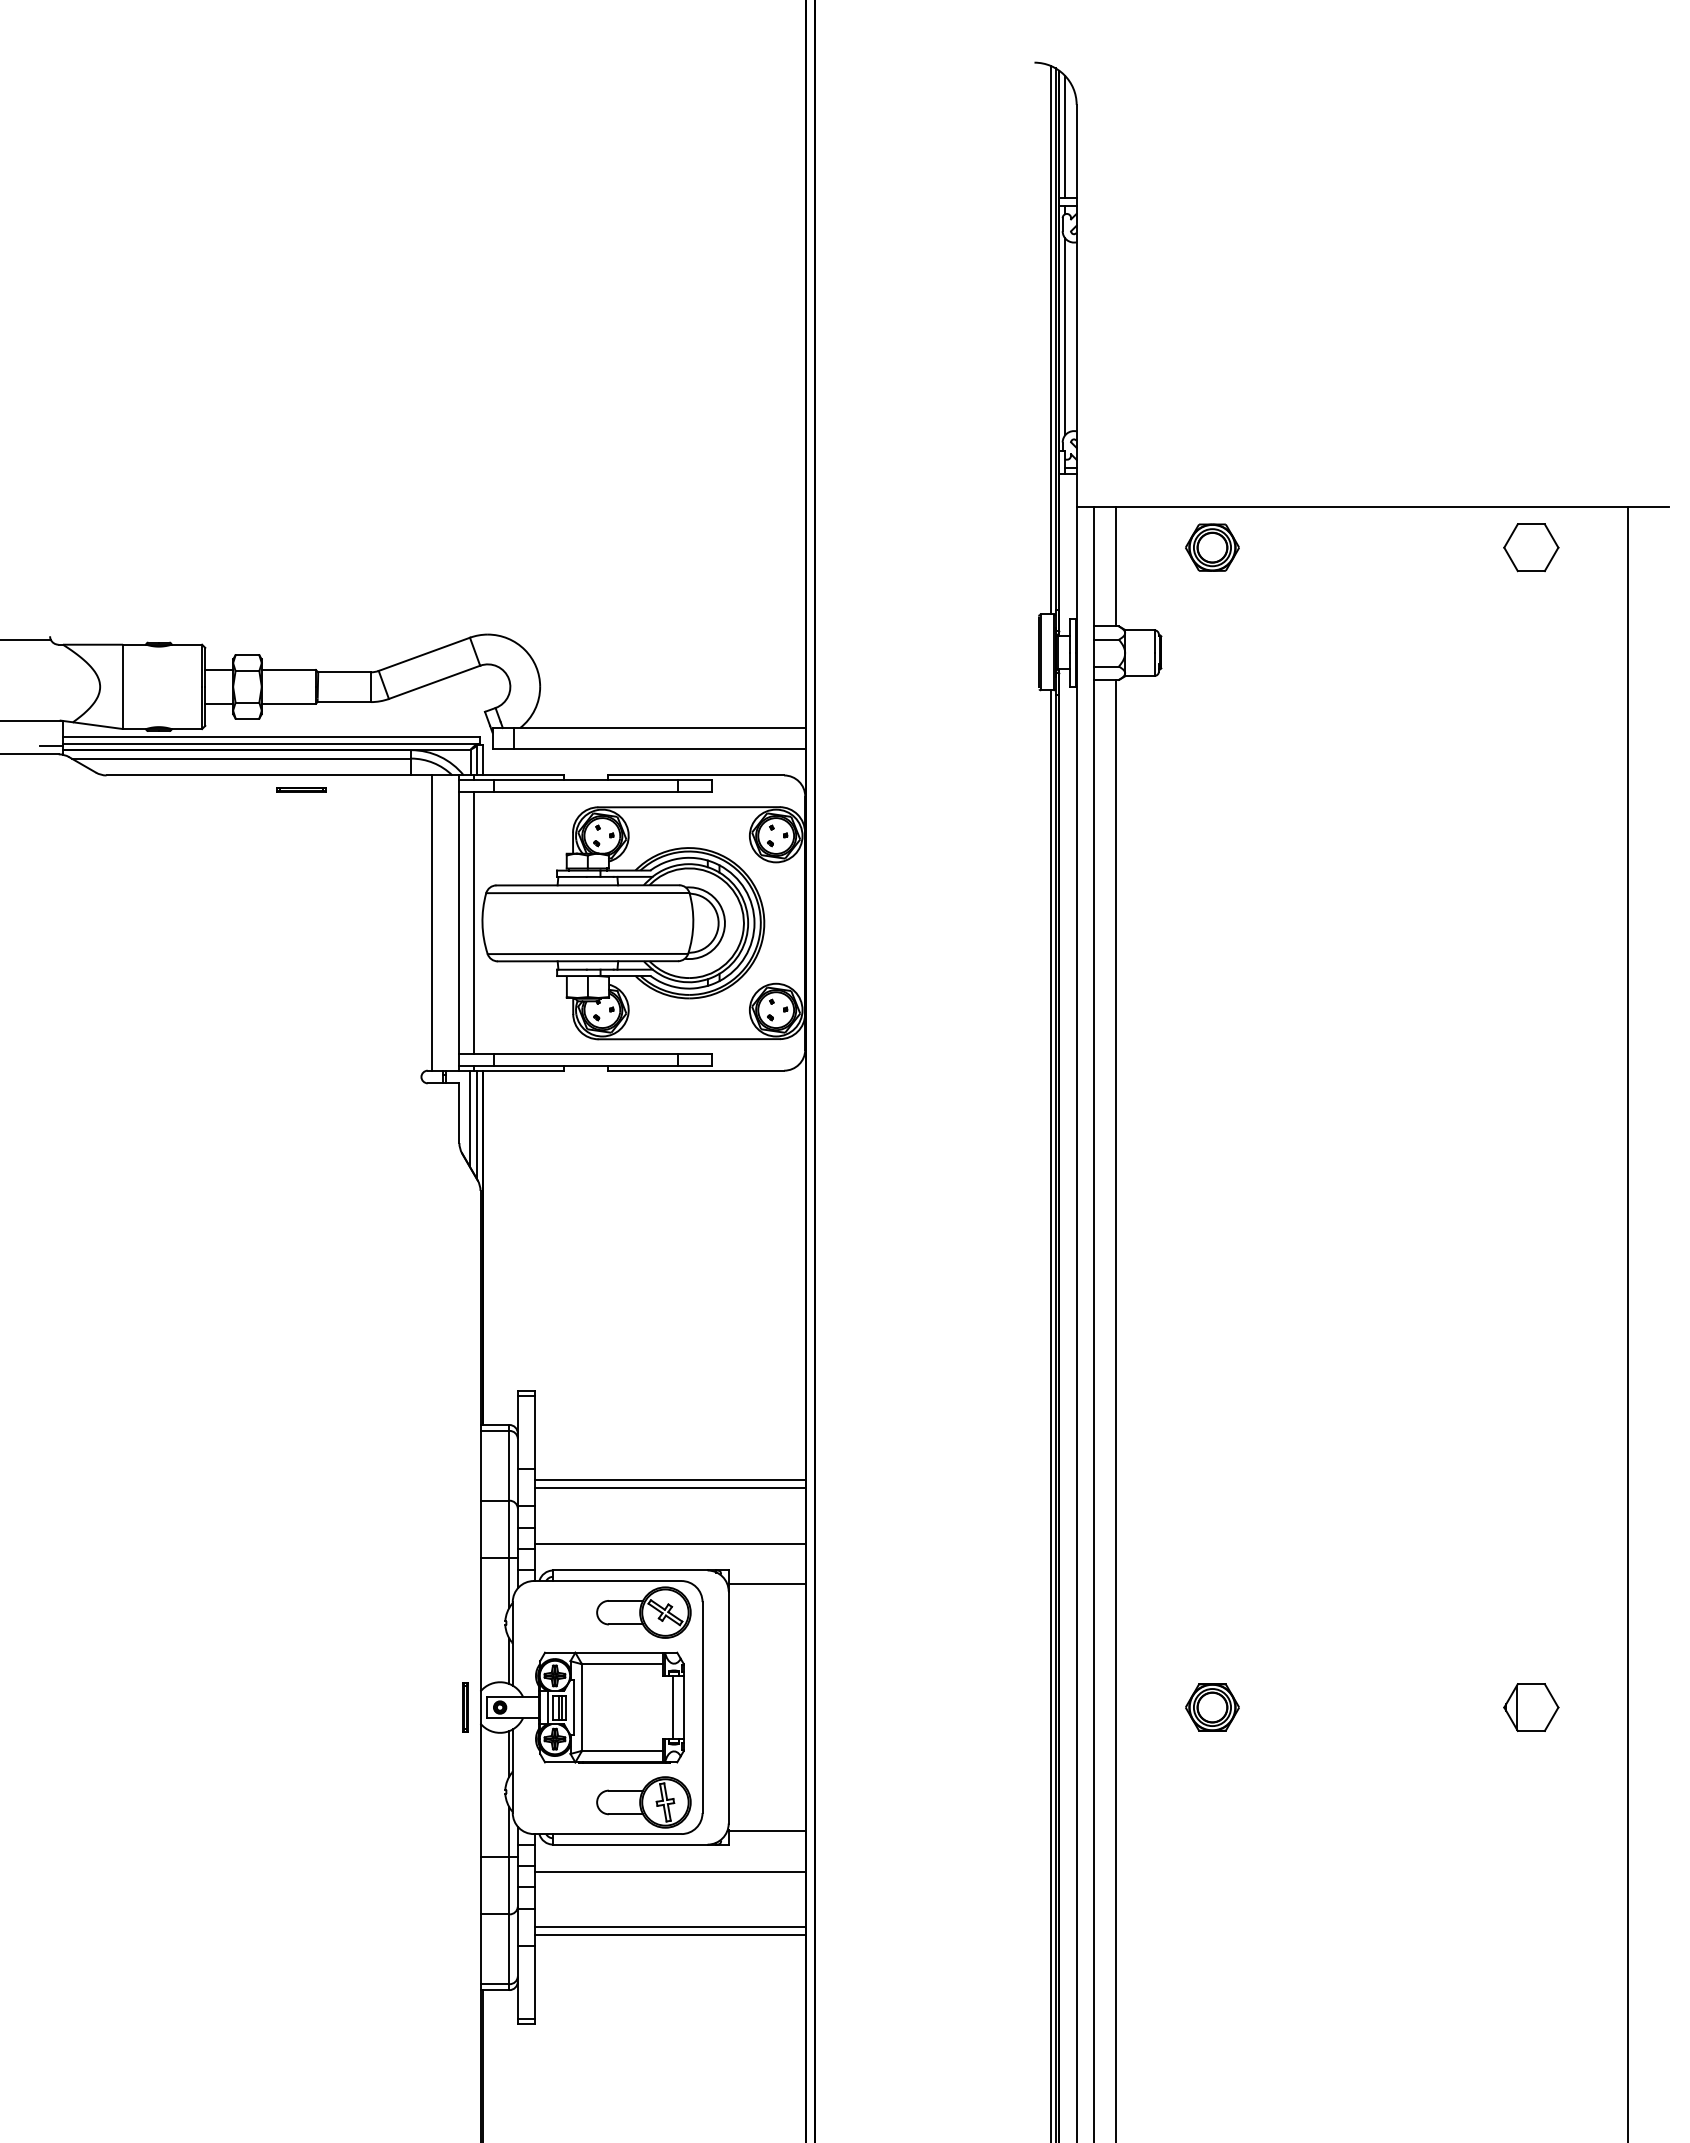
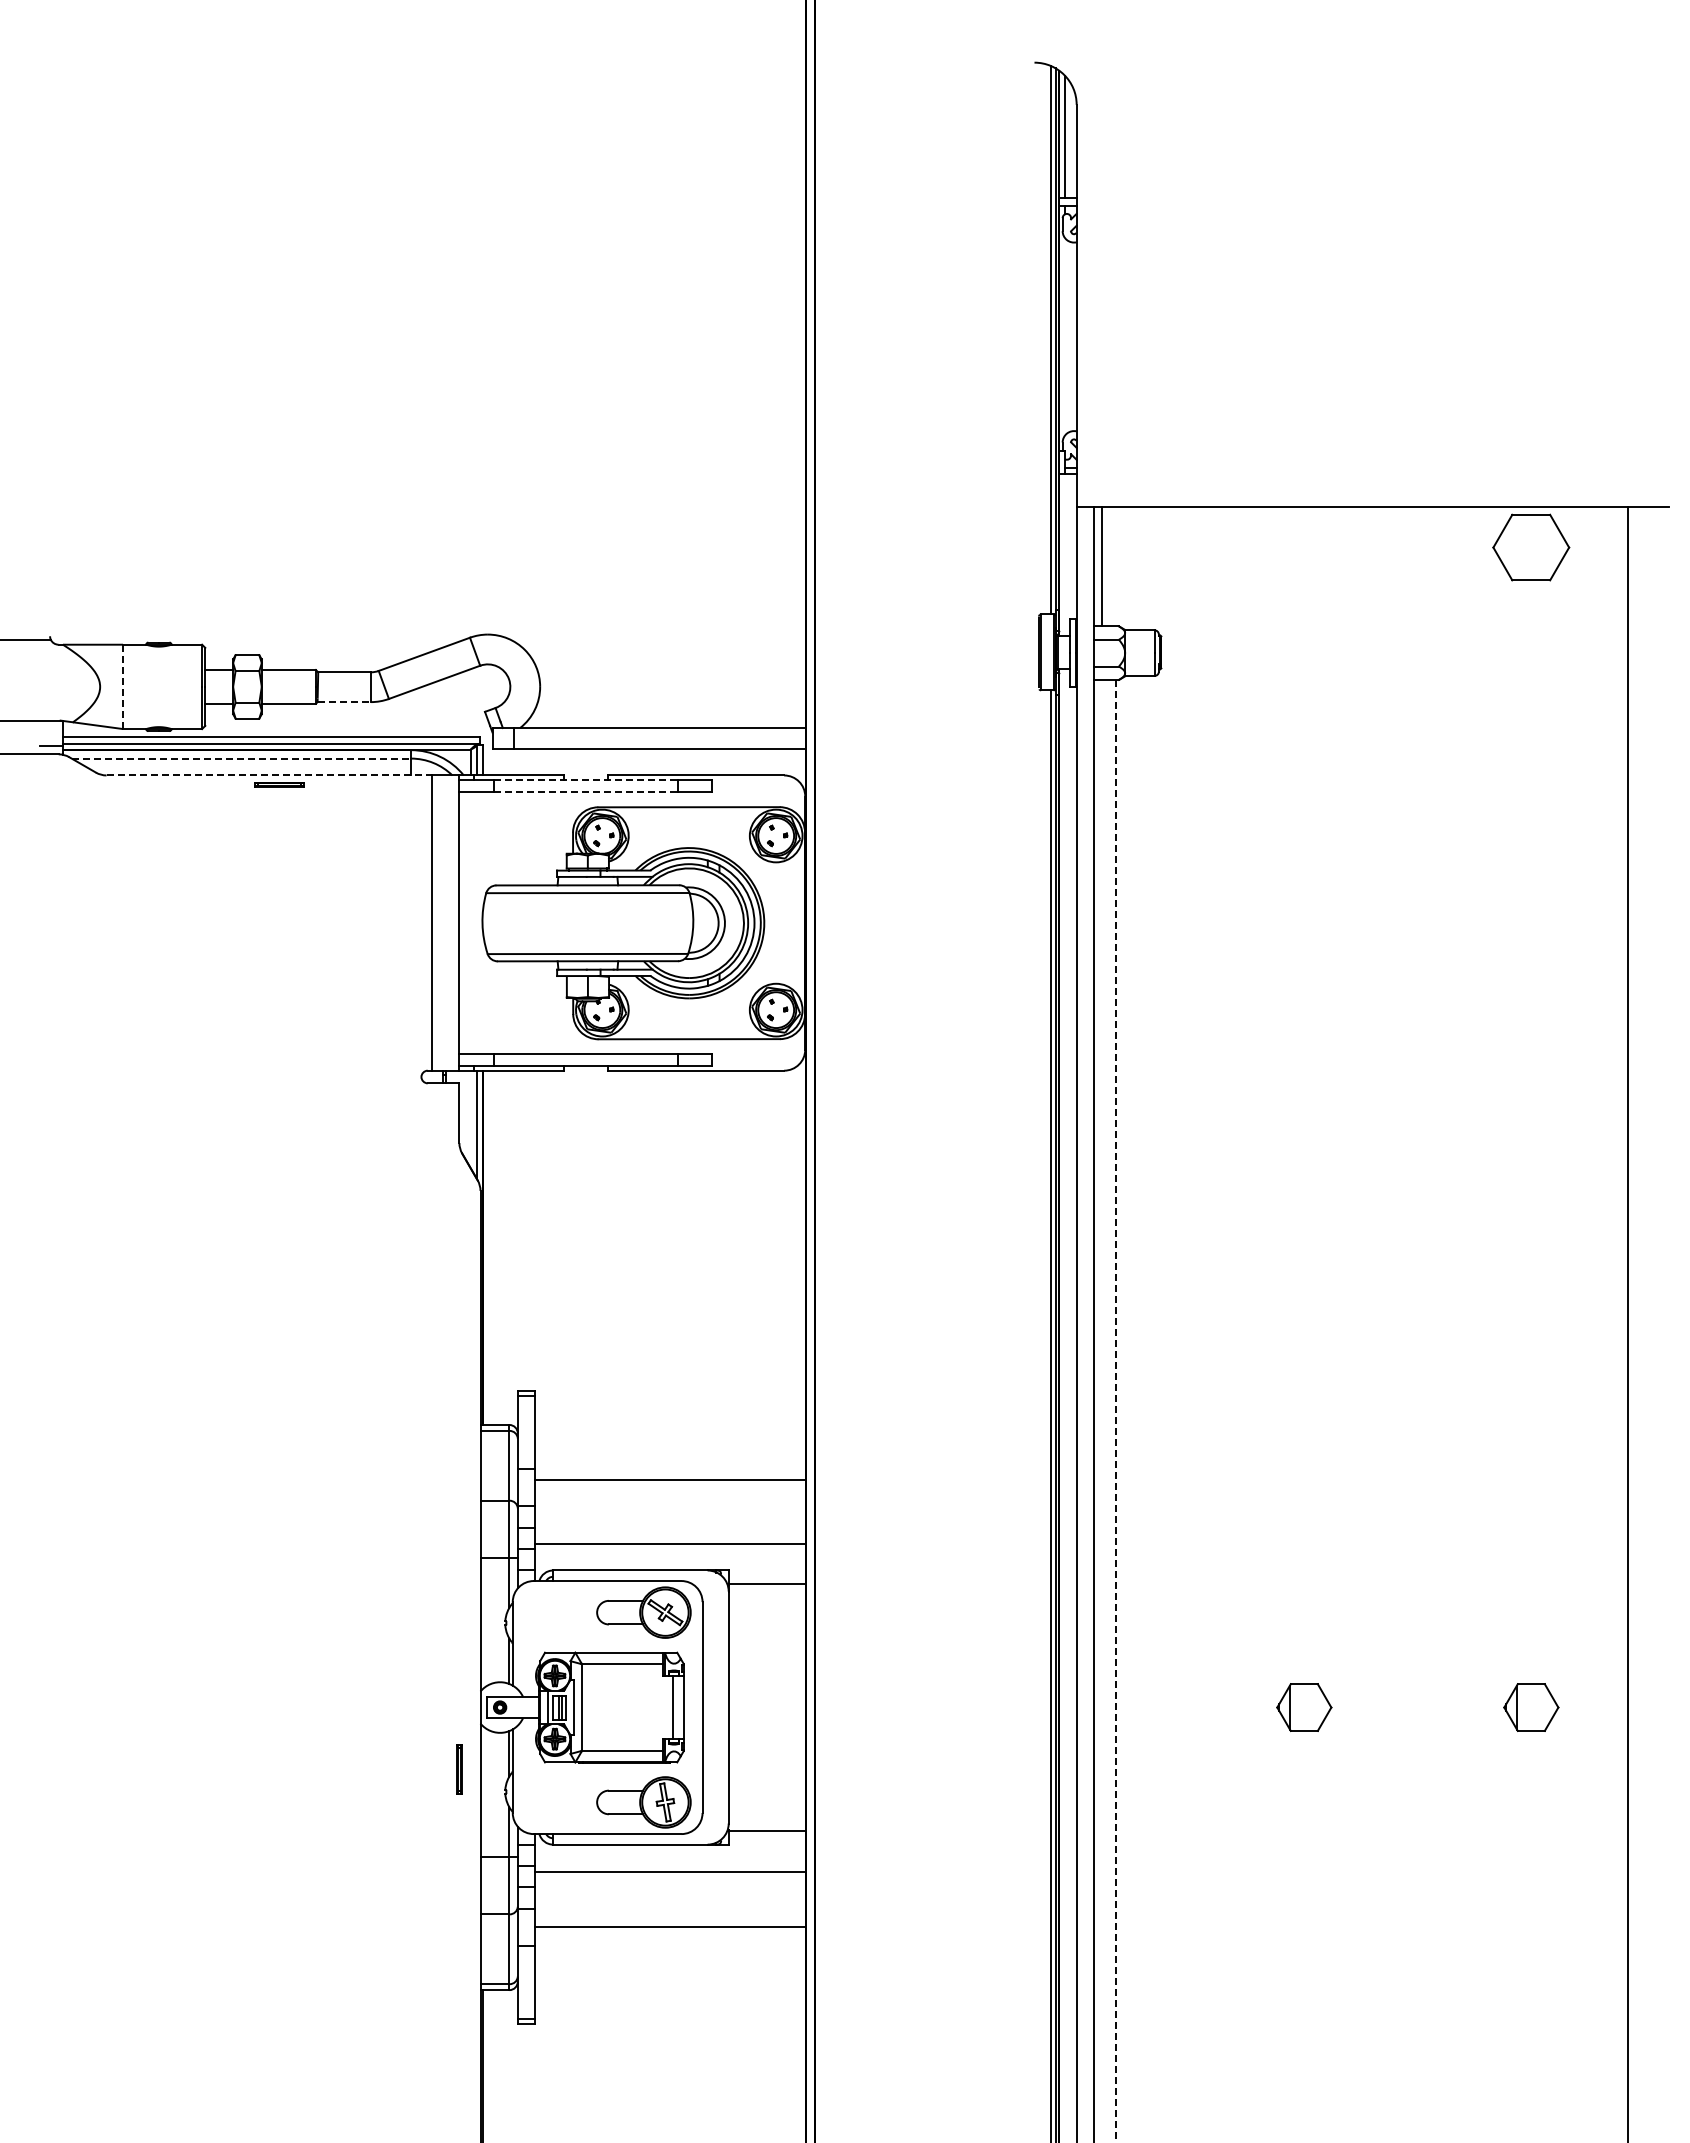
line: present -> none (1065, 336)
part: present -> none (1212, 547)
part size: 57x50 px -> 79x69 px (1531, 547)
line position: (1115, 566) -> (1101, 566) (1101, 566)
line: solid -> dashed (123, 686)
line: solid -> dashed (344, 702)
line: solid -> dashed (241, 758)
line: solid -> dashed (269, 775)
line: solid -> dashed (586, 779)
part position: (301, 789) -> (279, 784) (279, 784)
line: solid -> dashed (586, 792)
line: present -> none (474, 922)
line: present -> none (470, 1118)
line: solid -> dashed (1115, 1411)
line: present -> none (669, 1488)
part position: (465, 1707) -> (459, 1769) (459, 1769)
part: present -> none (1212, 1707)
part: none -> present (1304, 1707)
line: present -> none (669, 1935)
